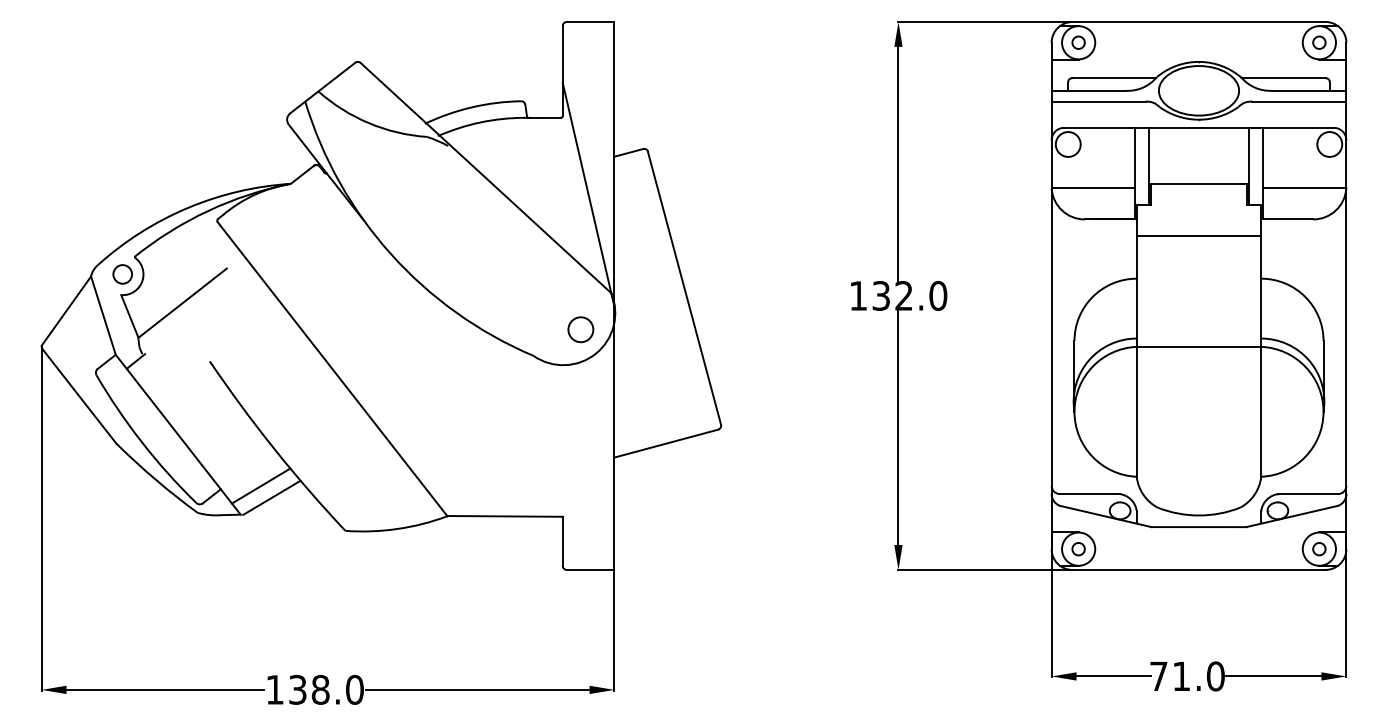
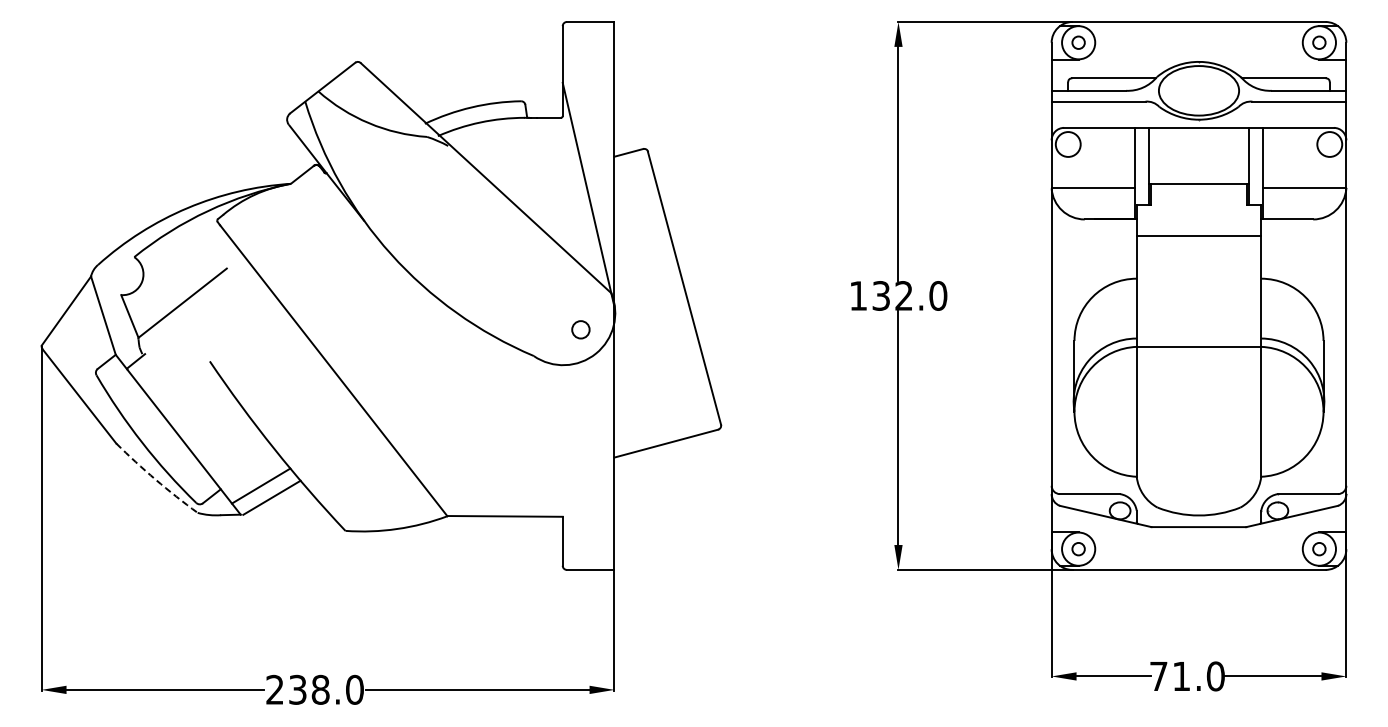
circle: present -> none (122, 274)
circle size: 28x28 px -> 20x20 px (580, 329)
arc: solid -> dashed (155, 479)
text: 138.0 -> 238.0 (274, 689)
